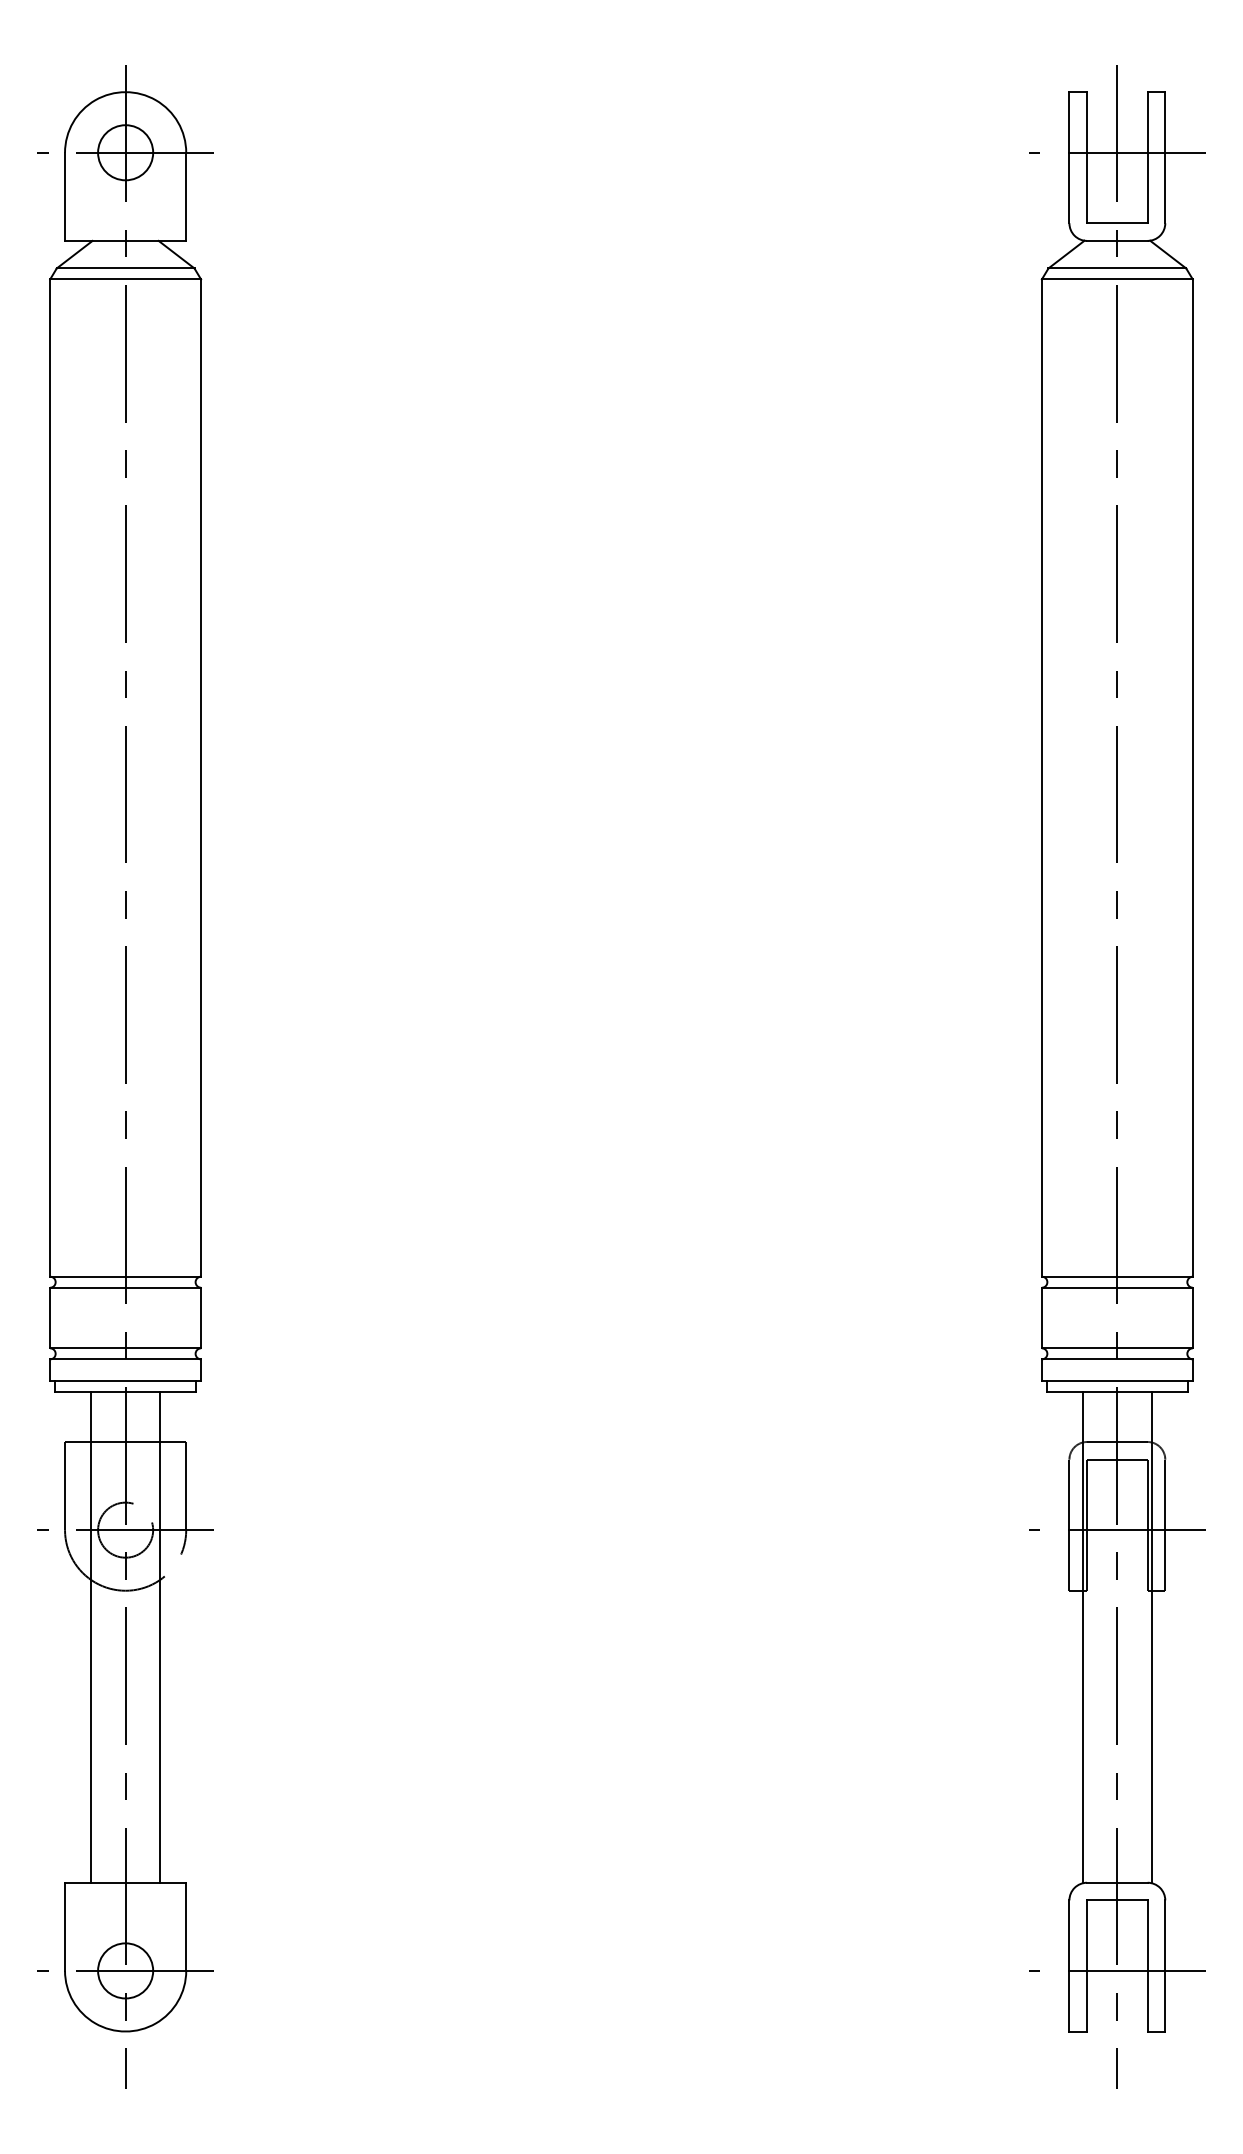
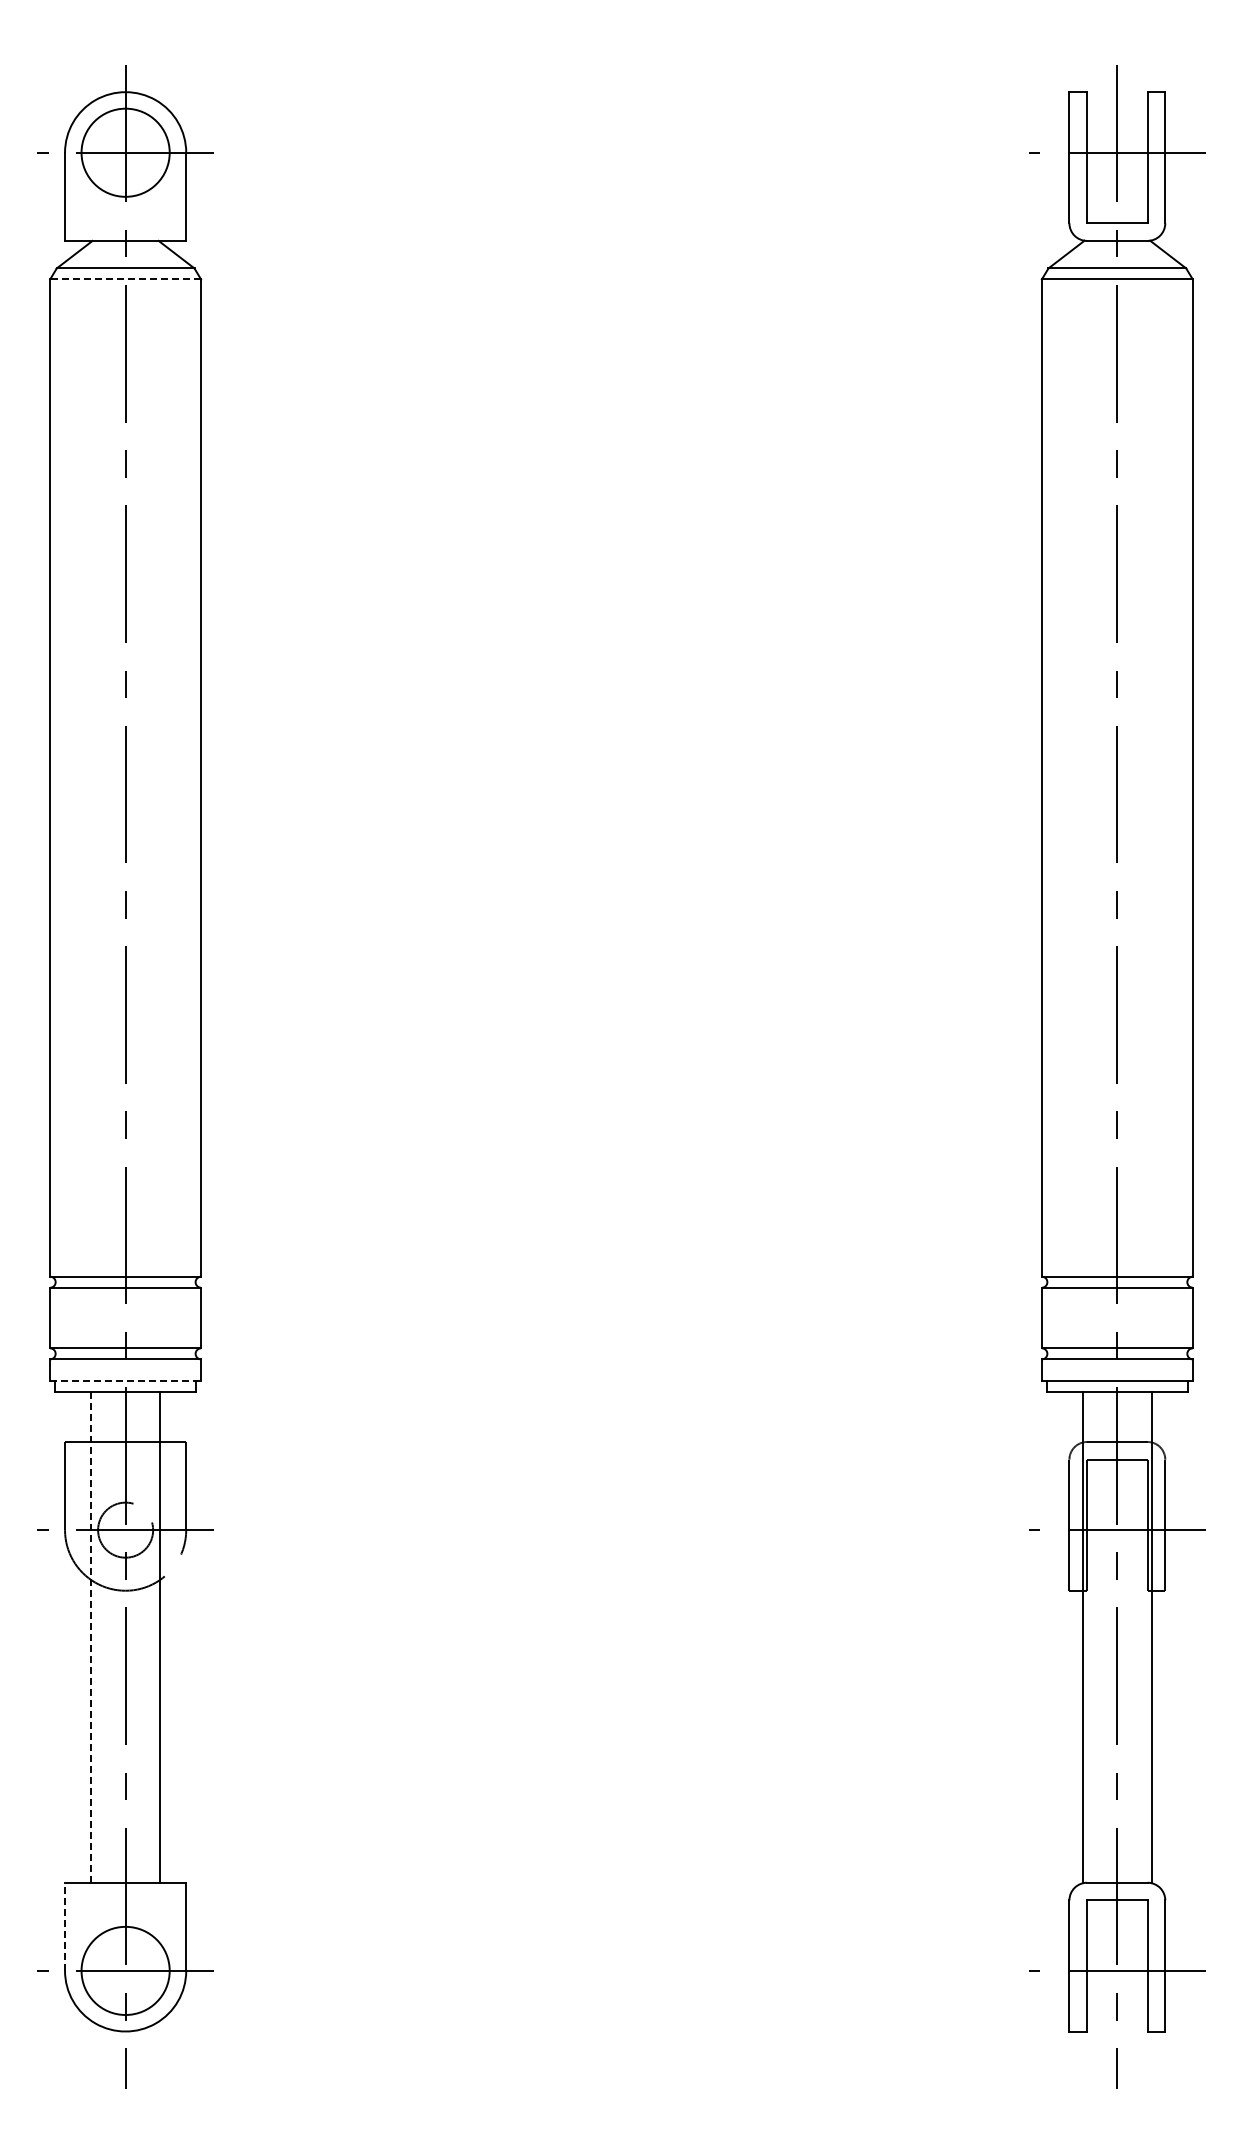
circle diameter: 55 px -> 88 px (125, 152)
line: solid -> dashed (125, 279)
line: solid -> dashed (126, 1381)
line: solid -> dashed (91, 1638)
line: solid -> dashed (65, 1926)
circle diameter: 55 px -> 88 px (125, 1970)
